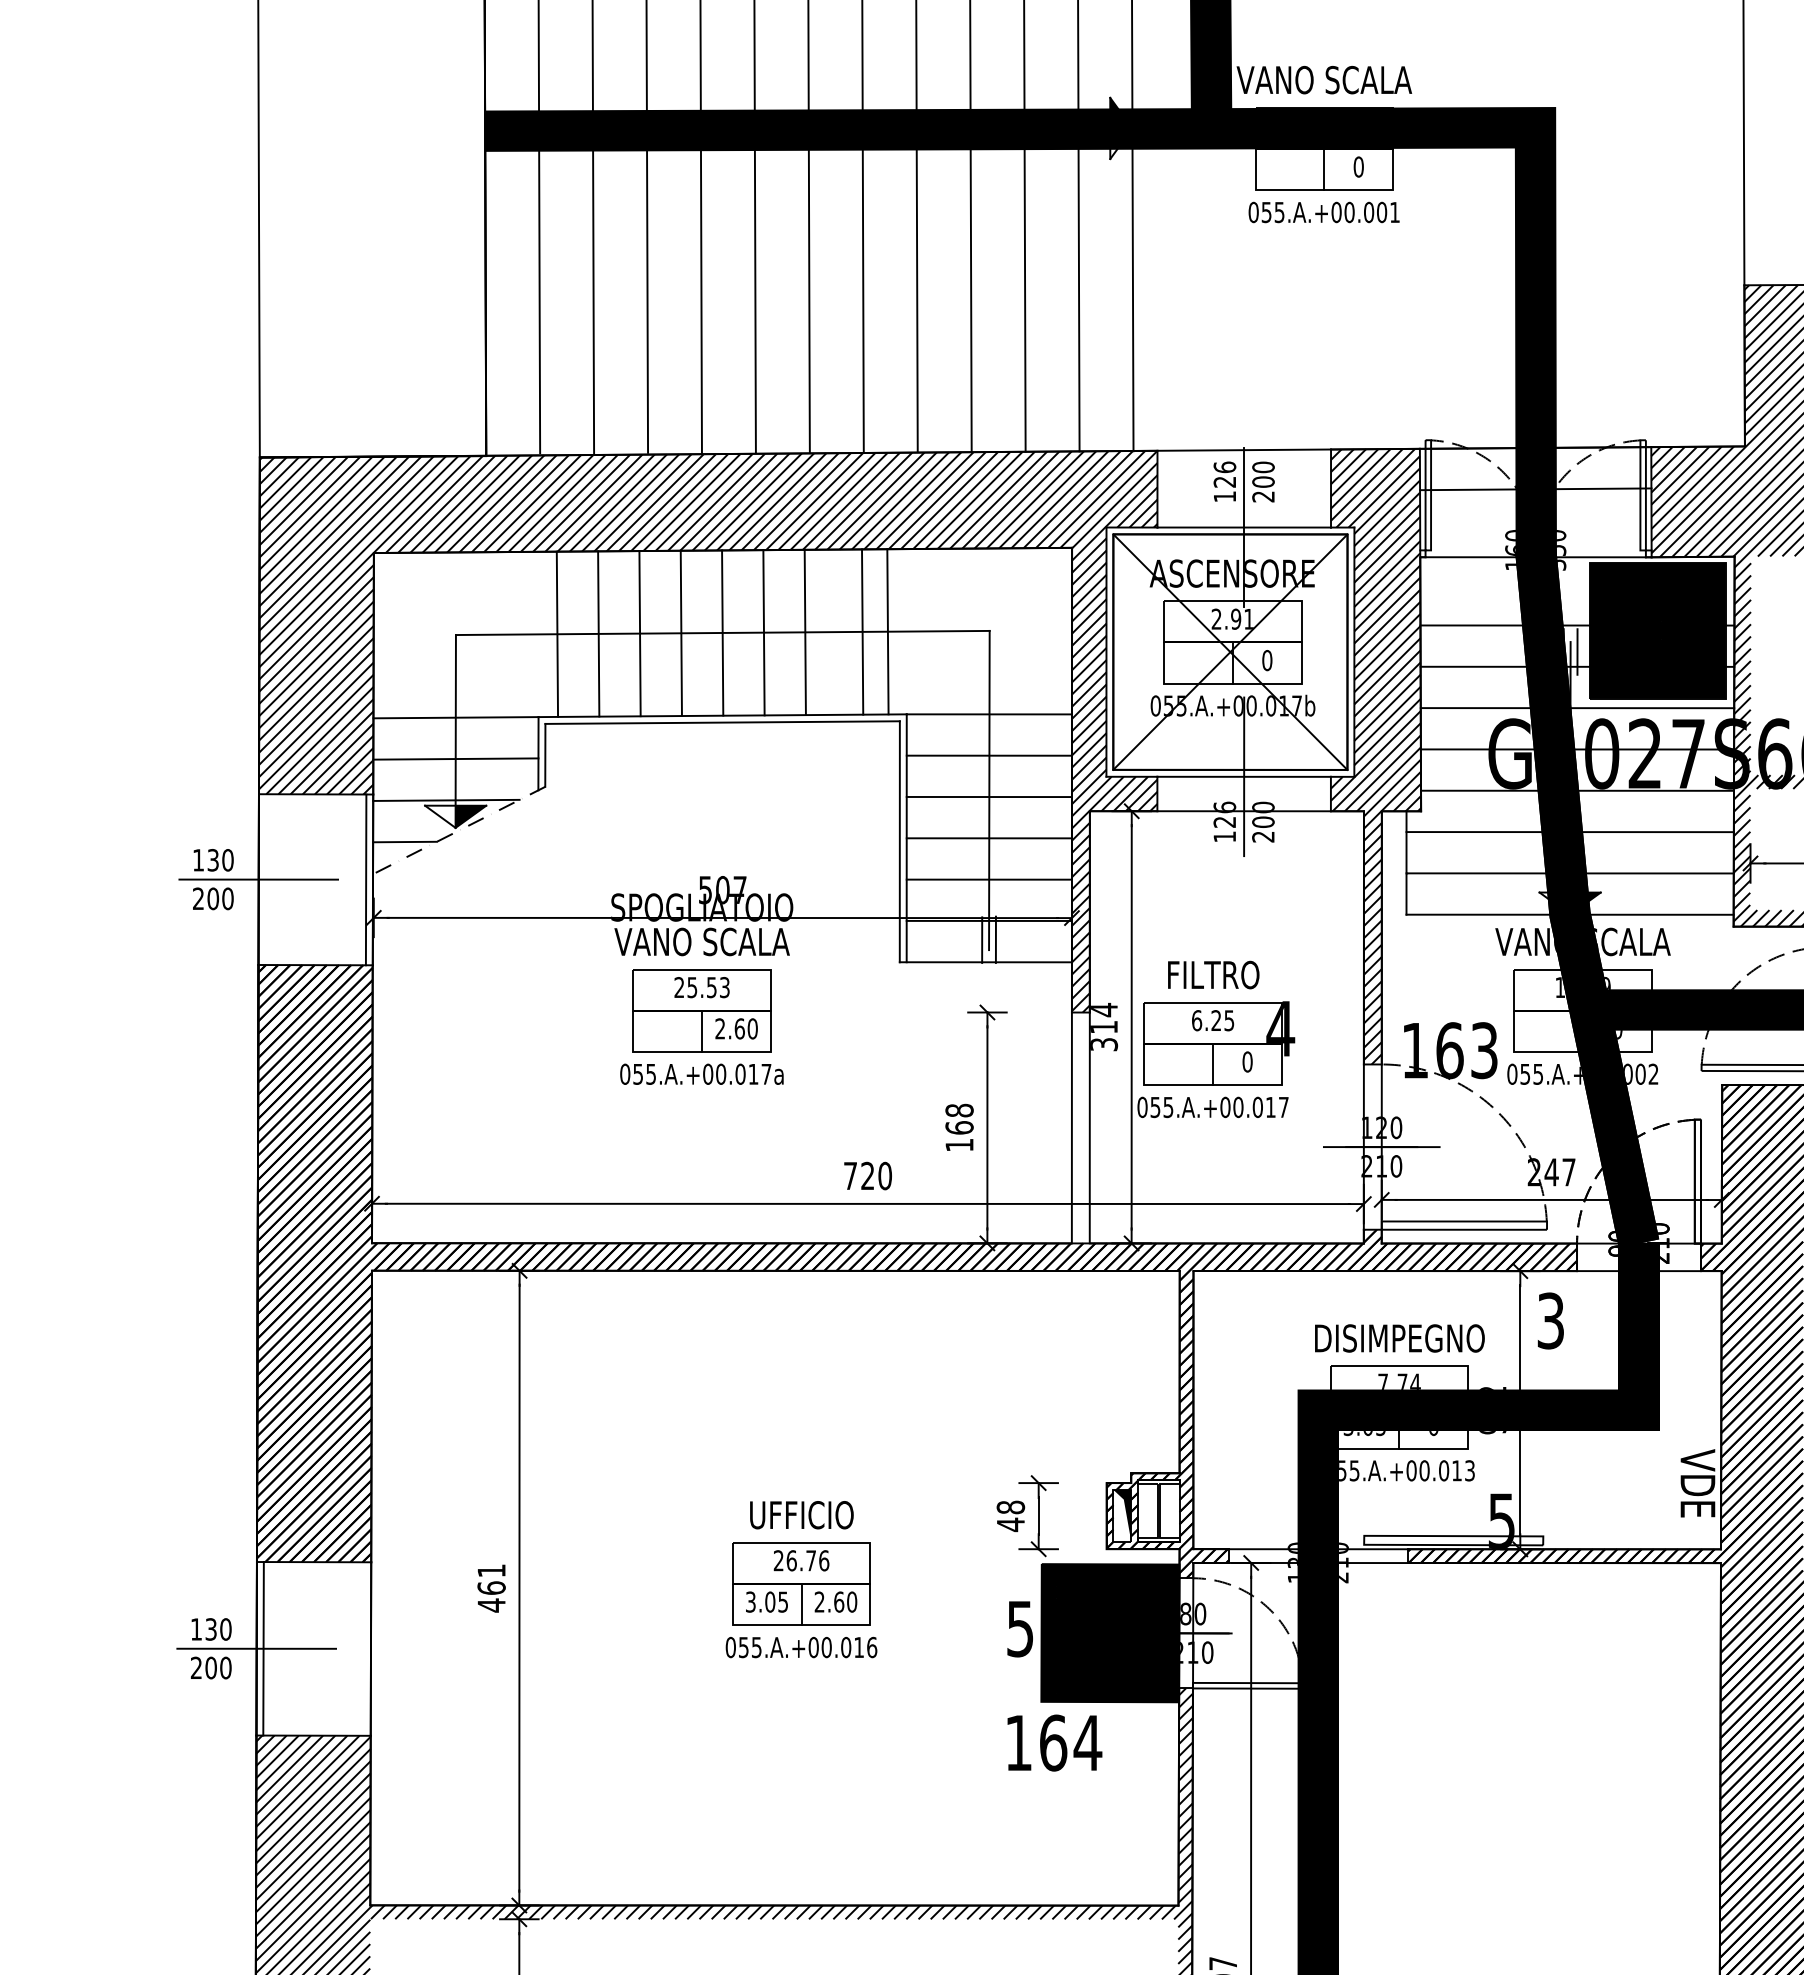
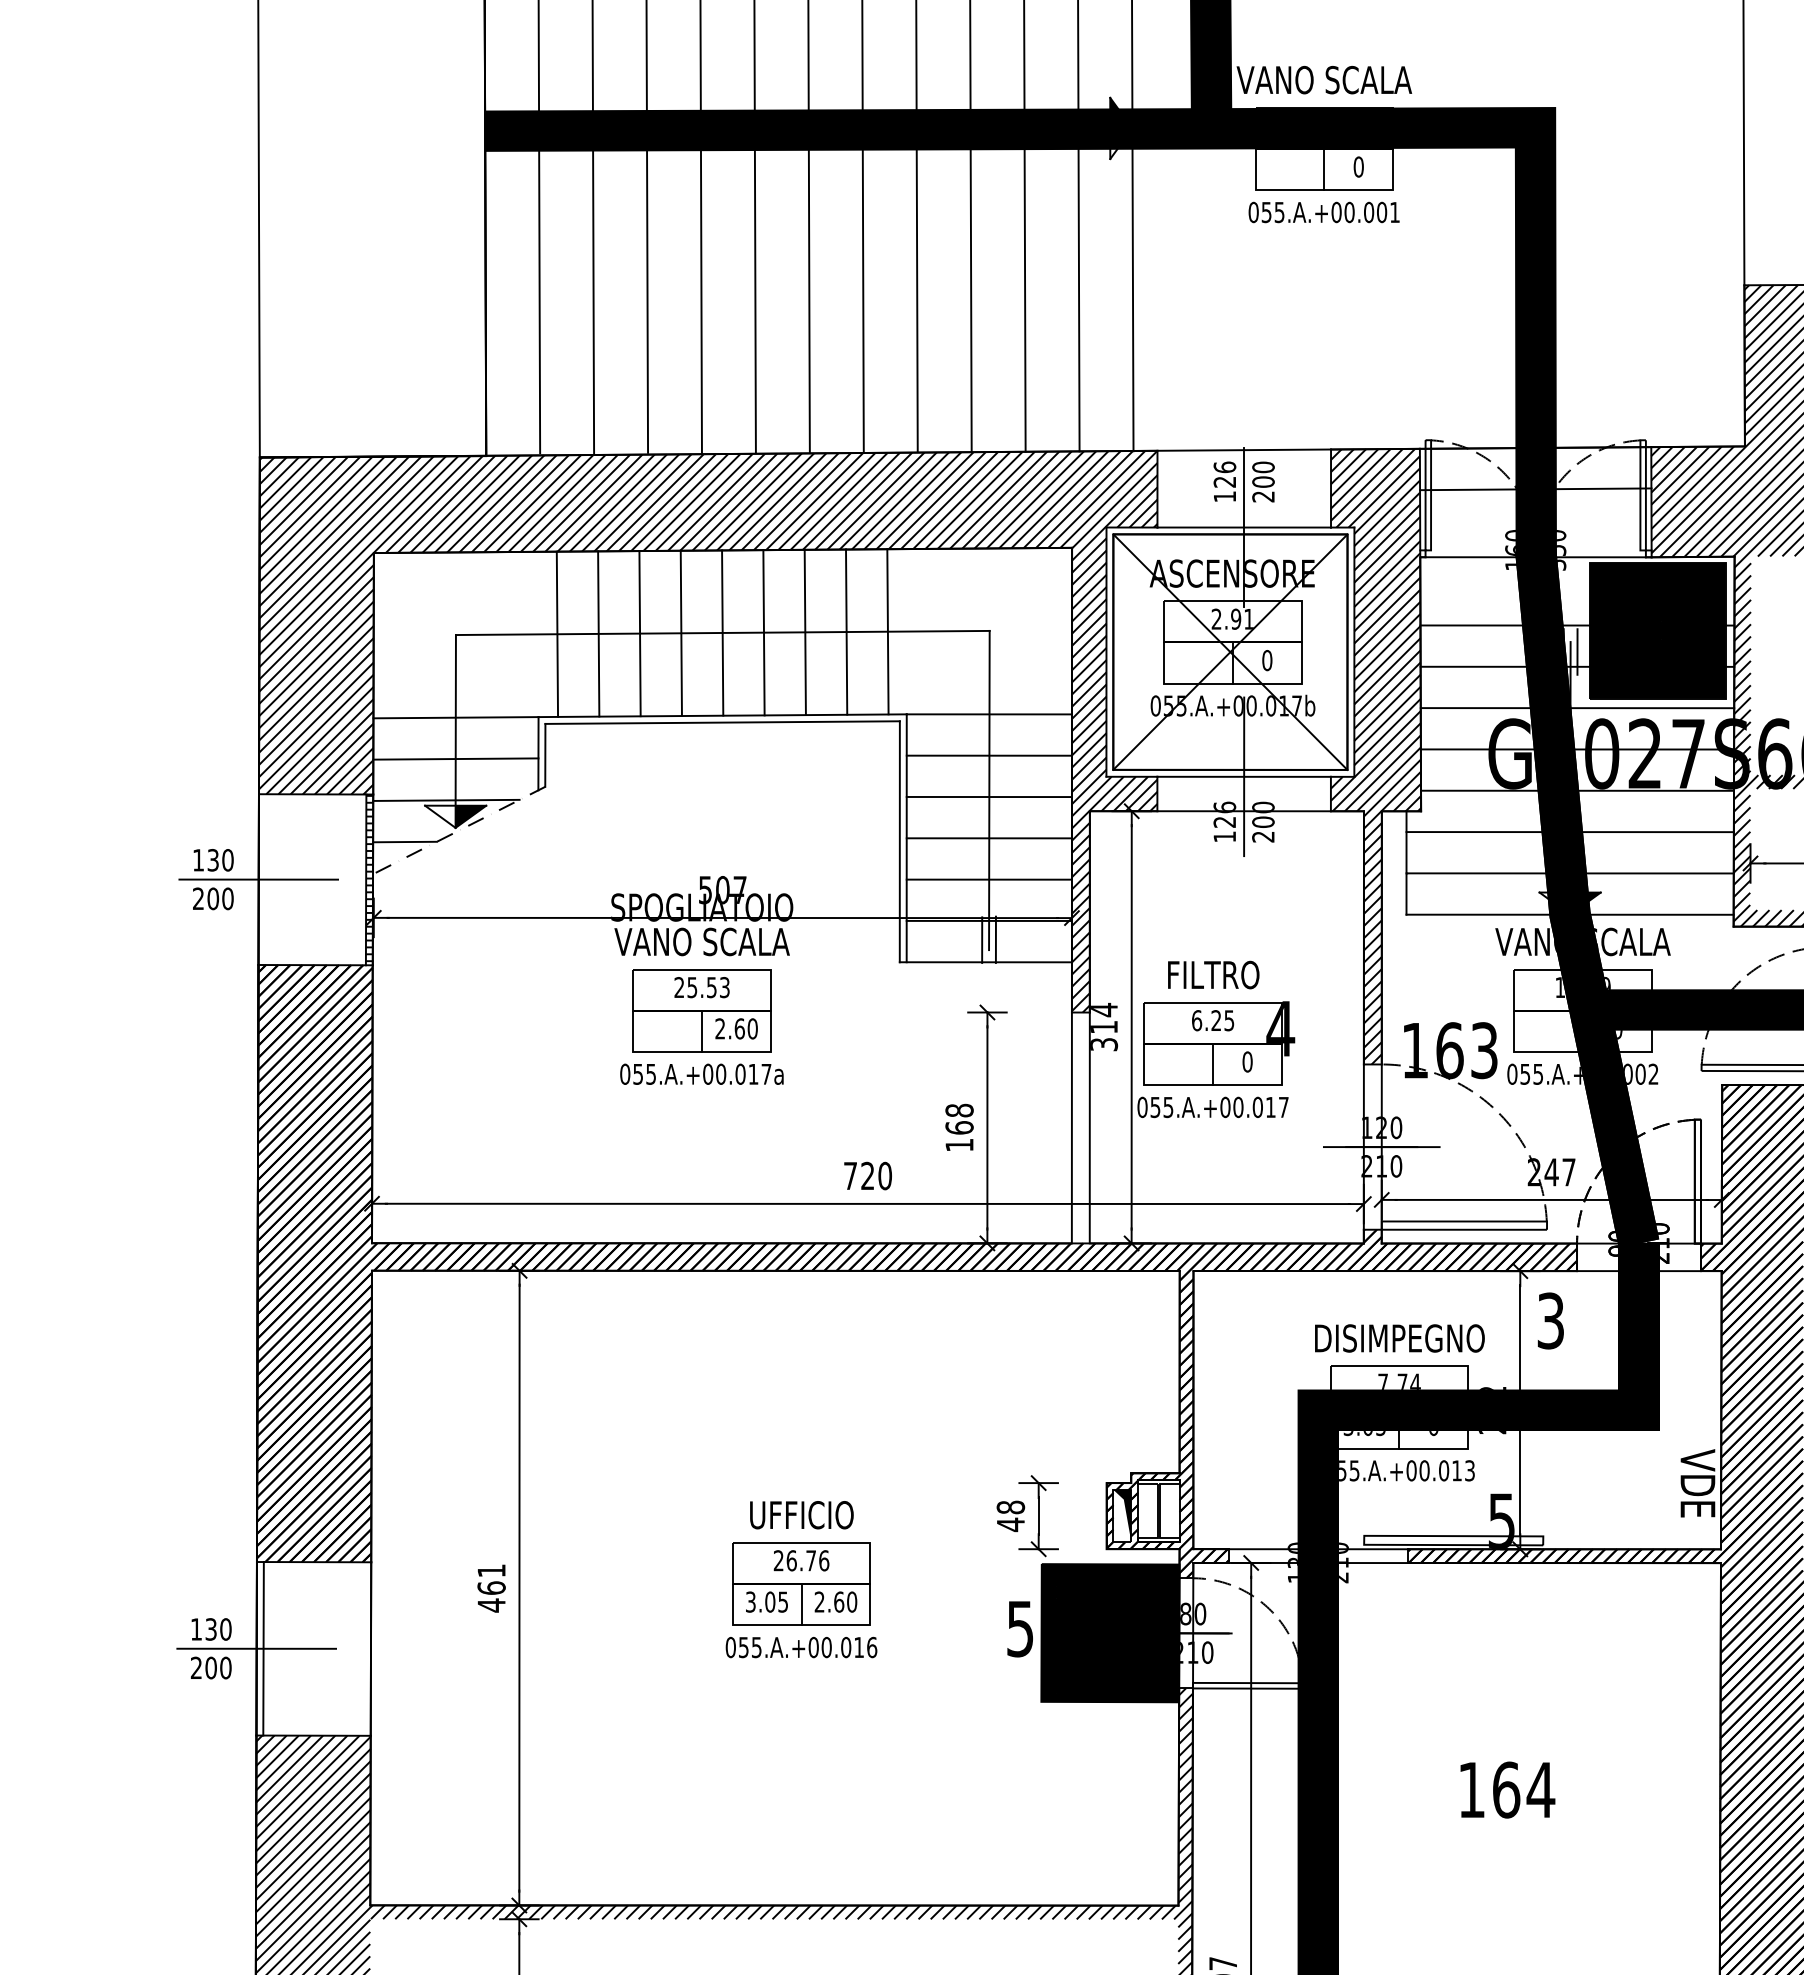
line position: (862, 631) -> (846, 631) (846, 631)
hatch: none -> present (369, 878)
text: 902 -> 202 (1492, 1432)
text position: (1054, 1742) -> (1507, 1789) (1507, 1789)
